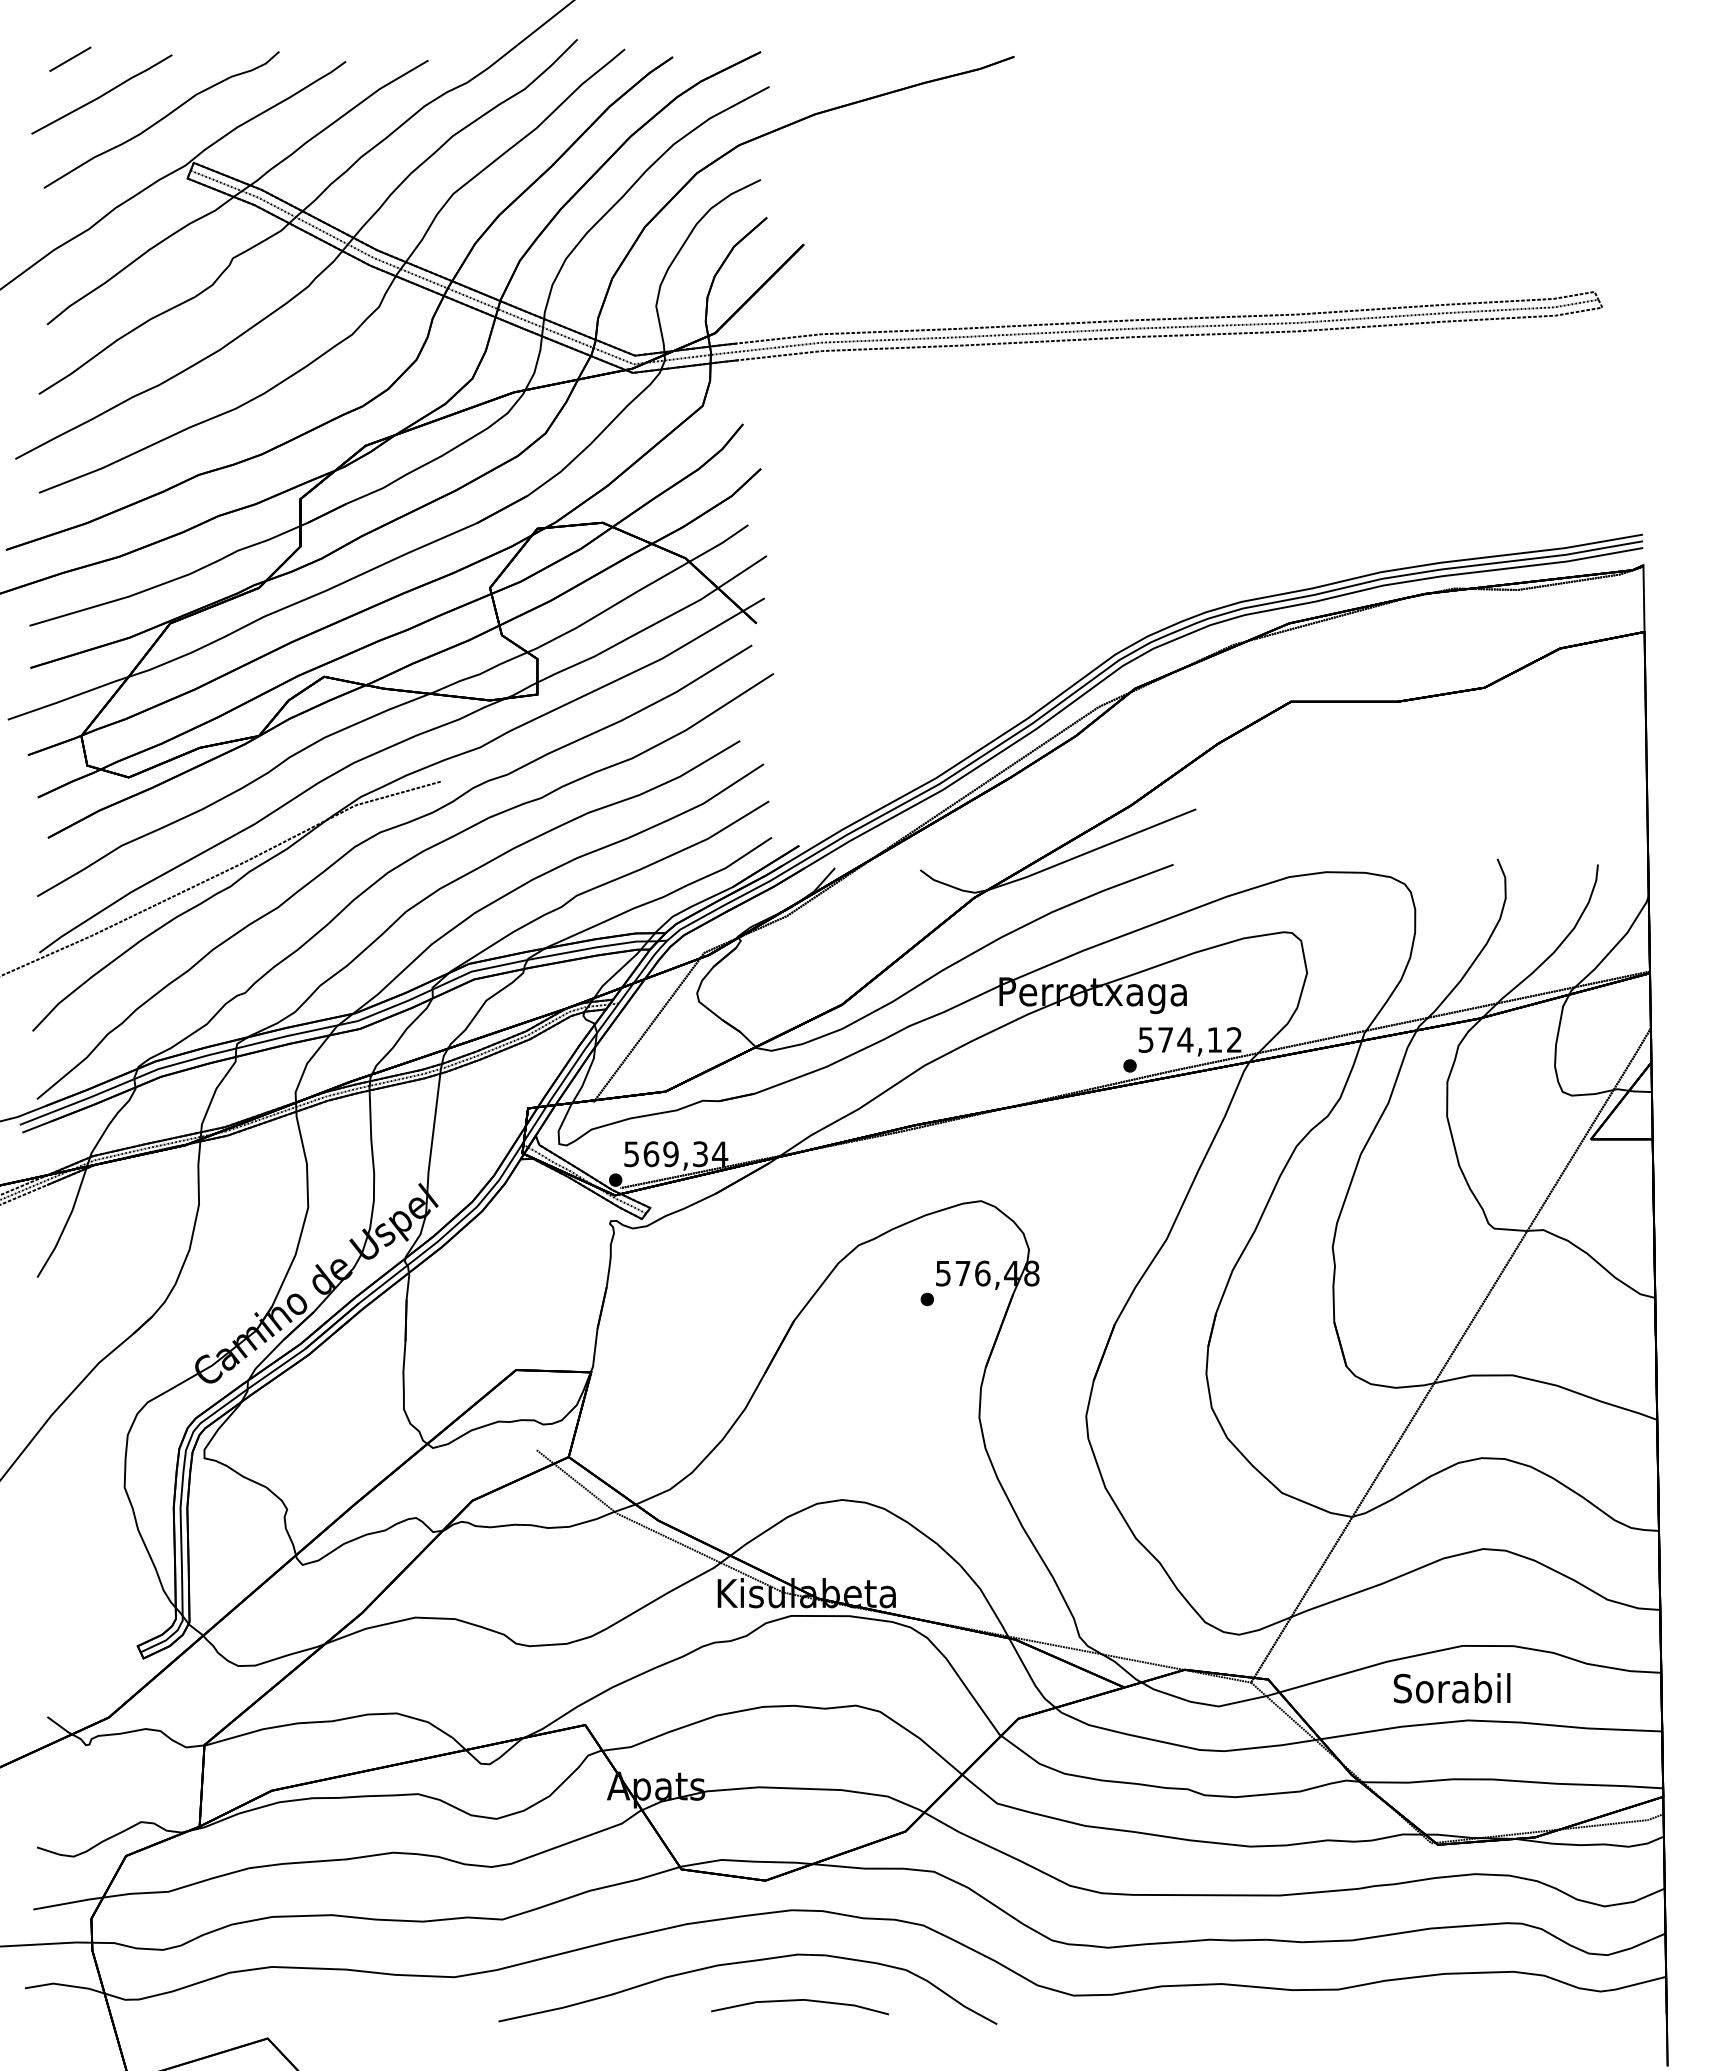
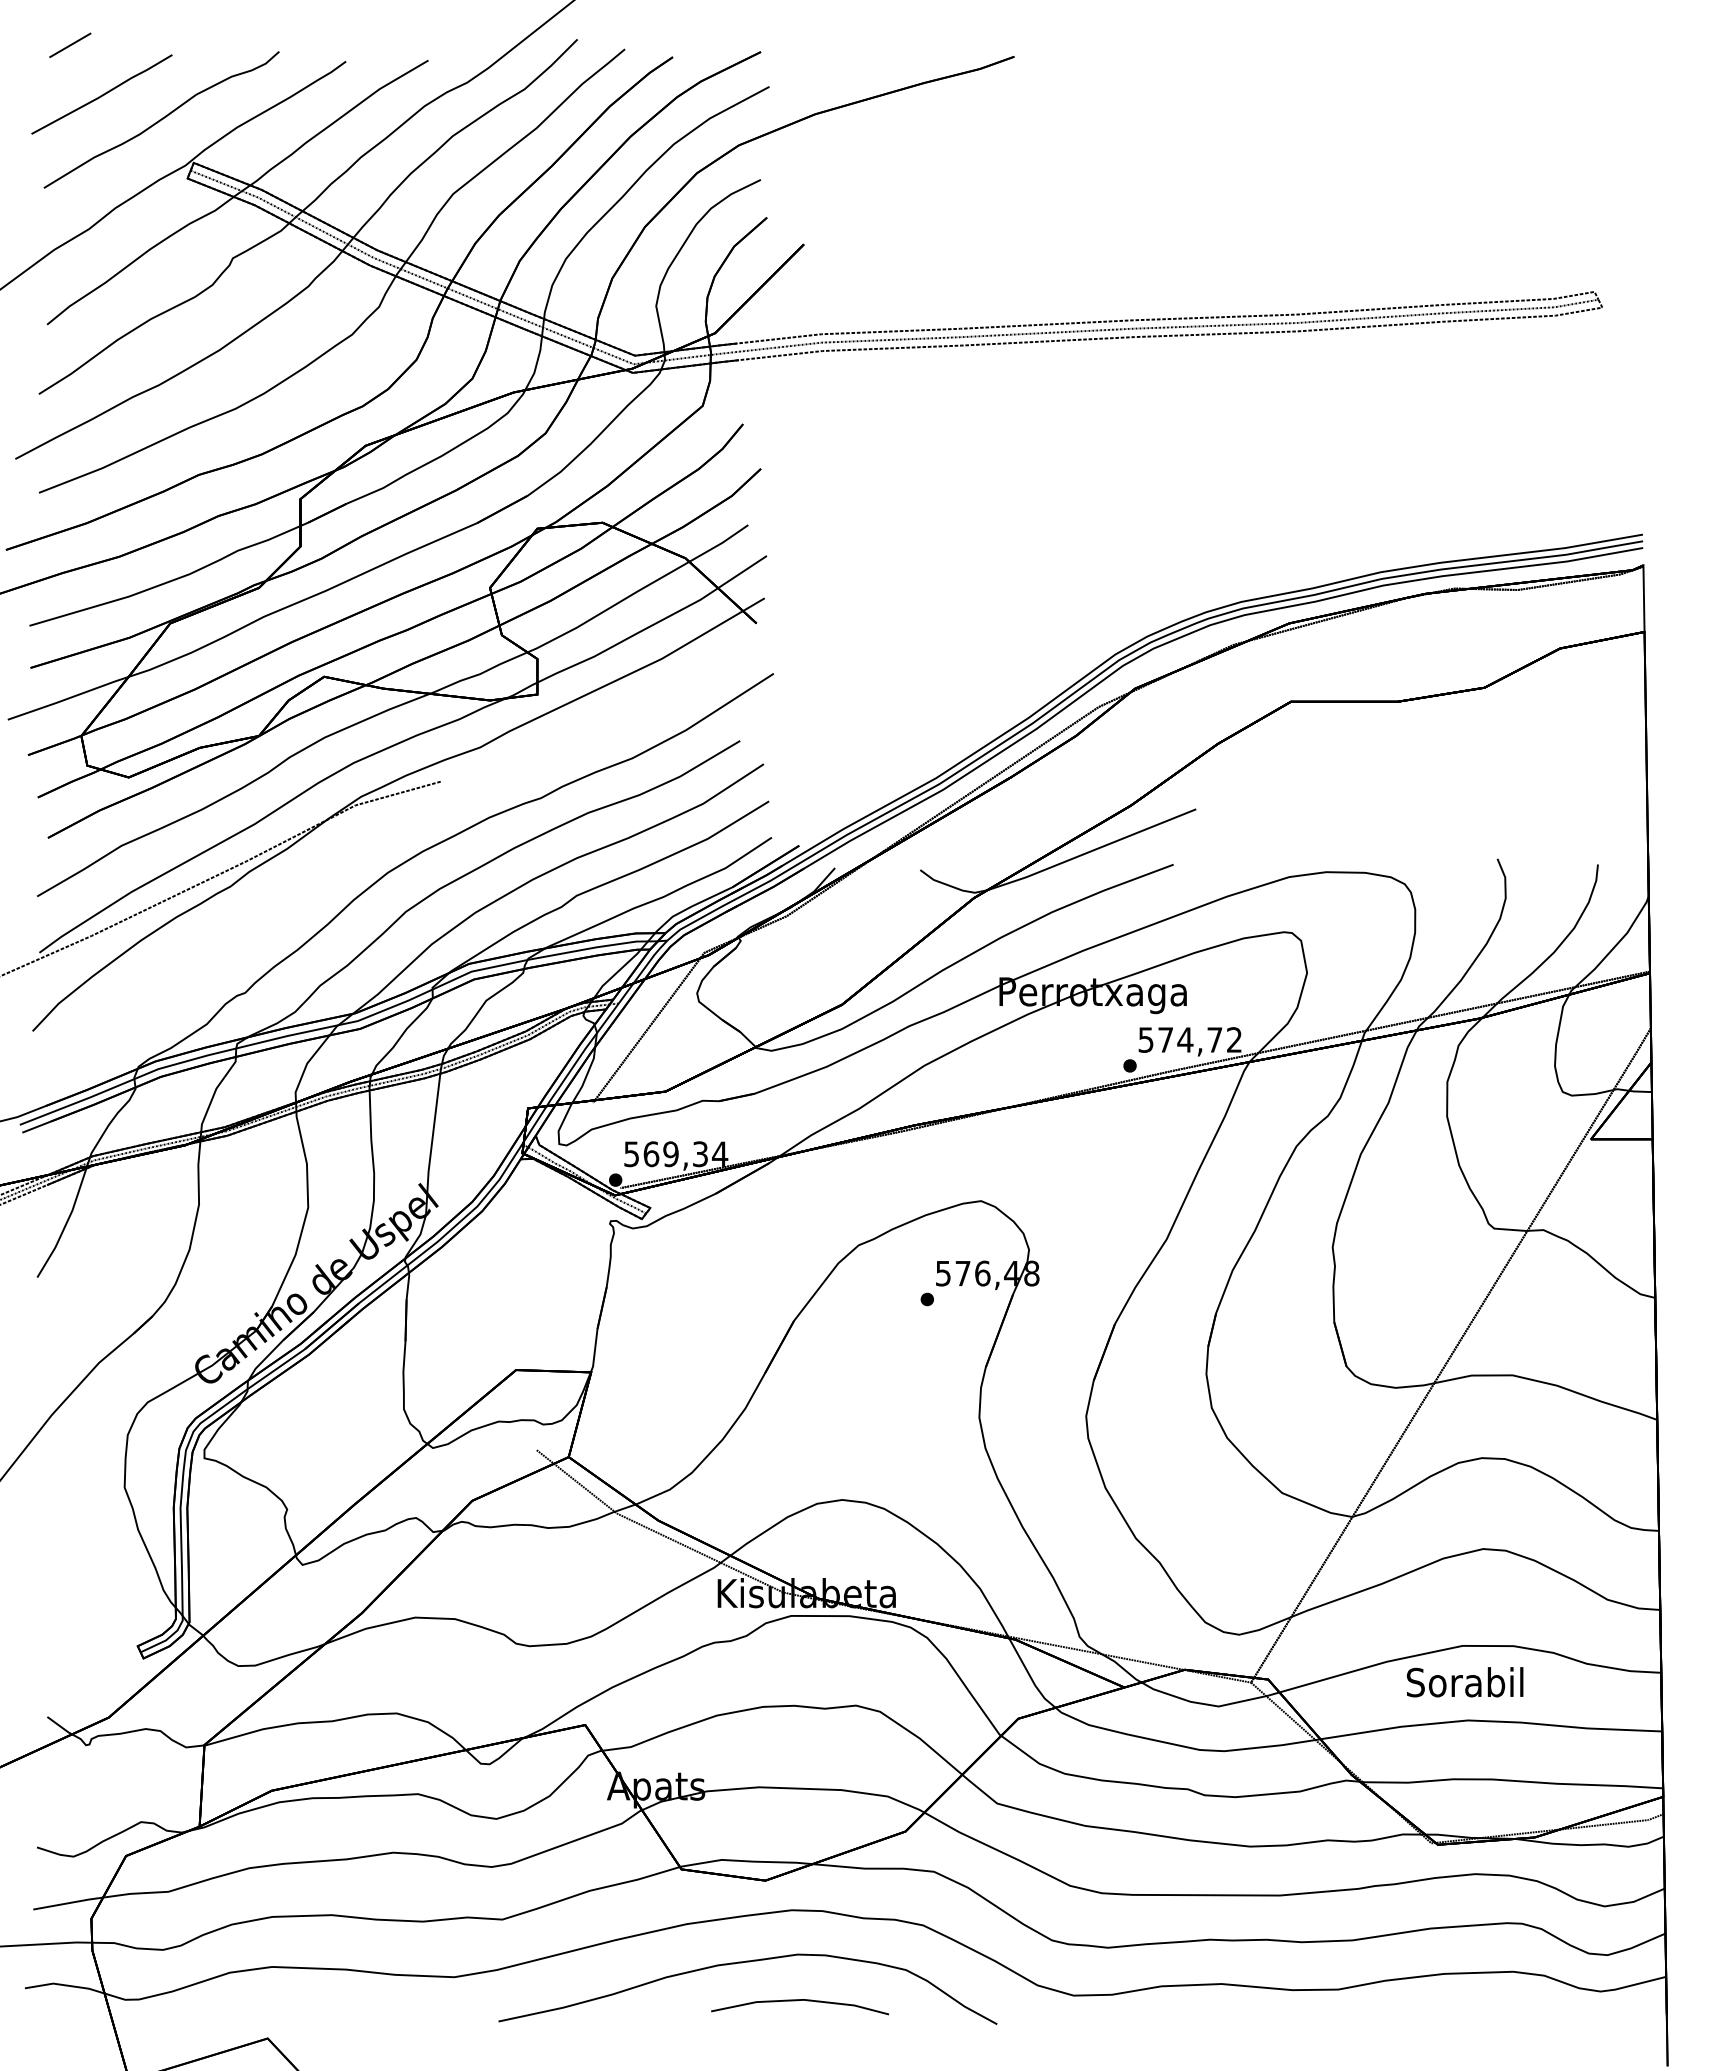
line position: (70, 58) -> (70, 44) (70, 44)
part: present -> none (377, 835)
text: 574,12 -> 574,72 (1214, 1039)
text position: (1452, 1688) -> (1465, 1682) (1465, 1682)
